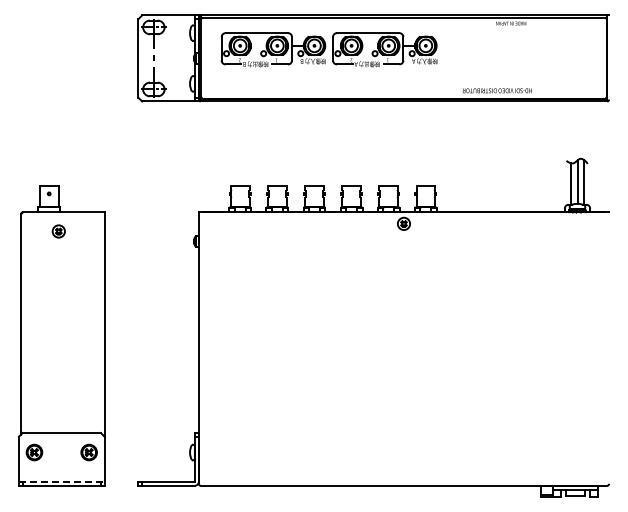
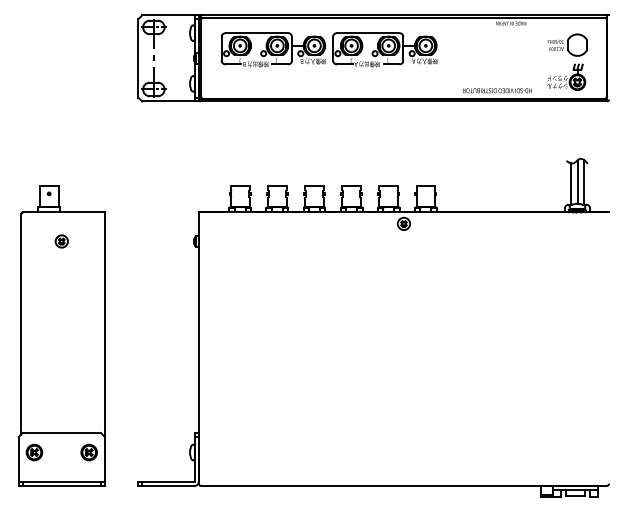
part: none -> present (571, 55)
part position: (58, 231) -> (61, 241) (61, 241)
line: dashed -> solid (61, 481)
